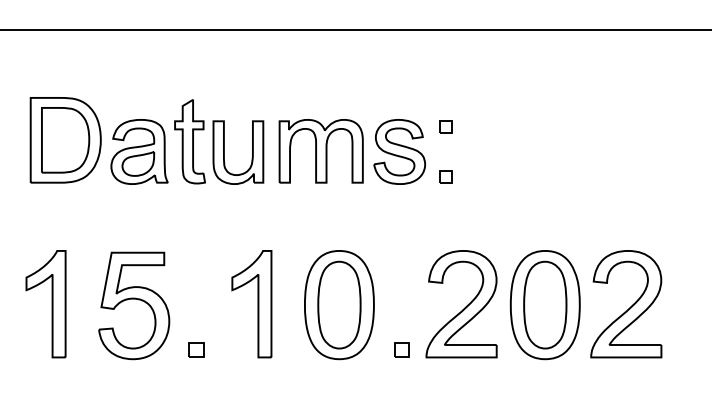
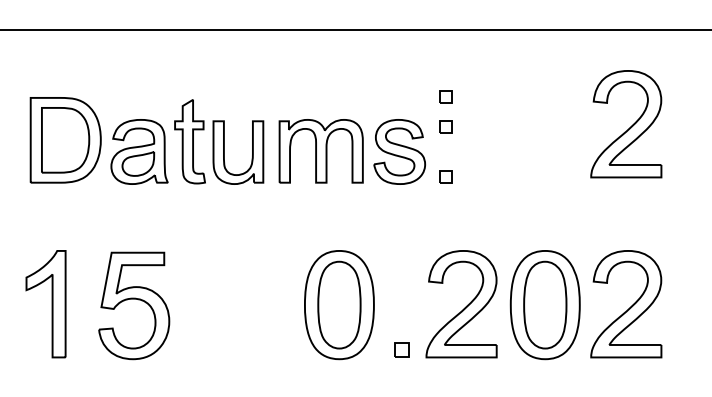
part: none -> present (445, 96)
part: none -> present (626, 124)
part: present -> none (251, 304)
part: present -> none (196, 349)
